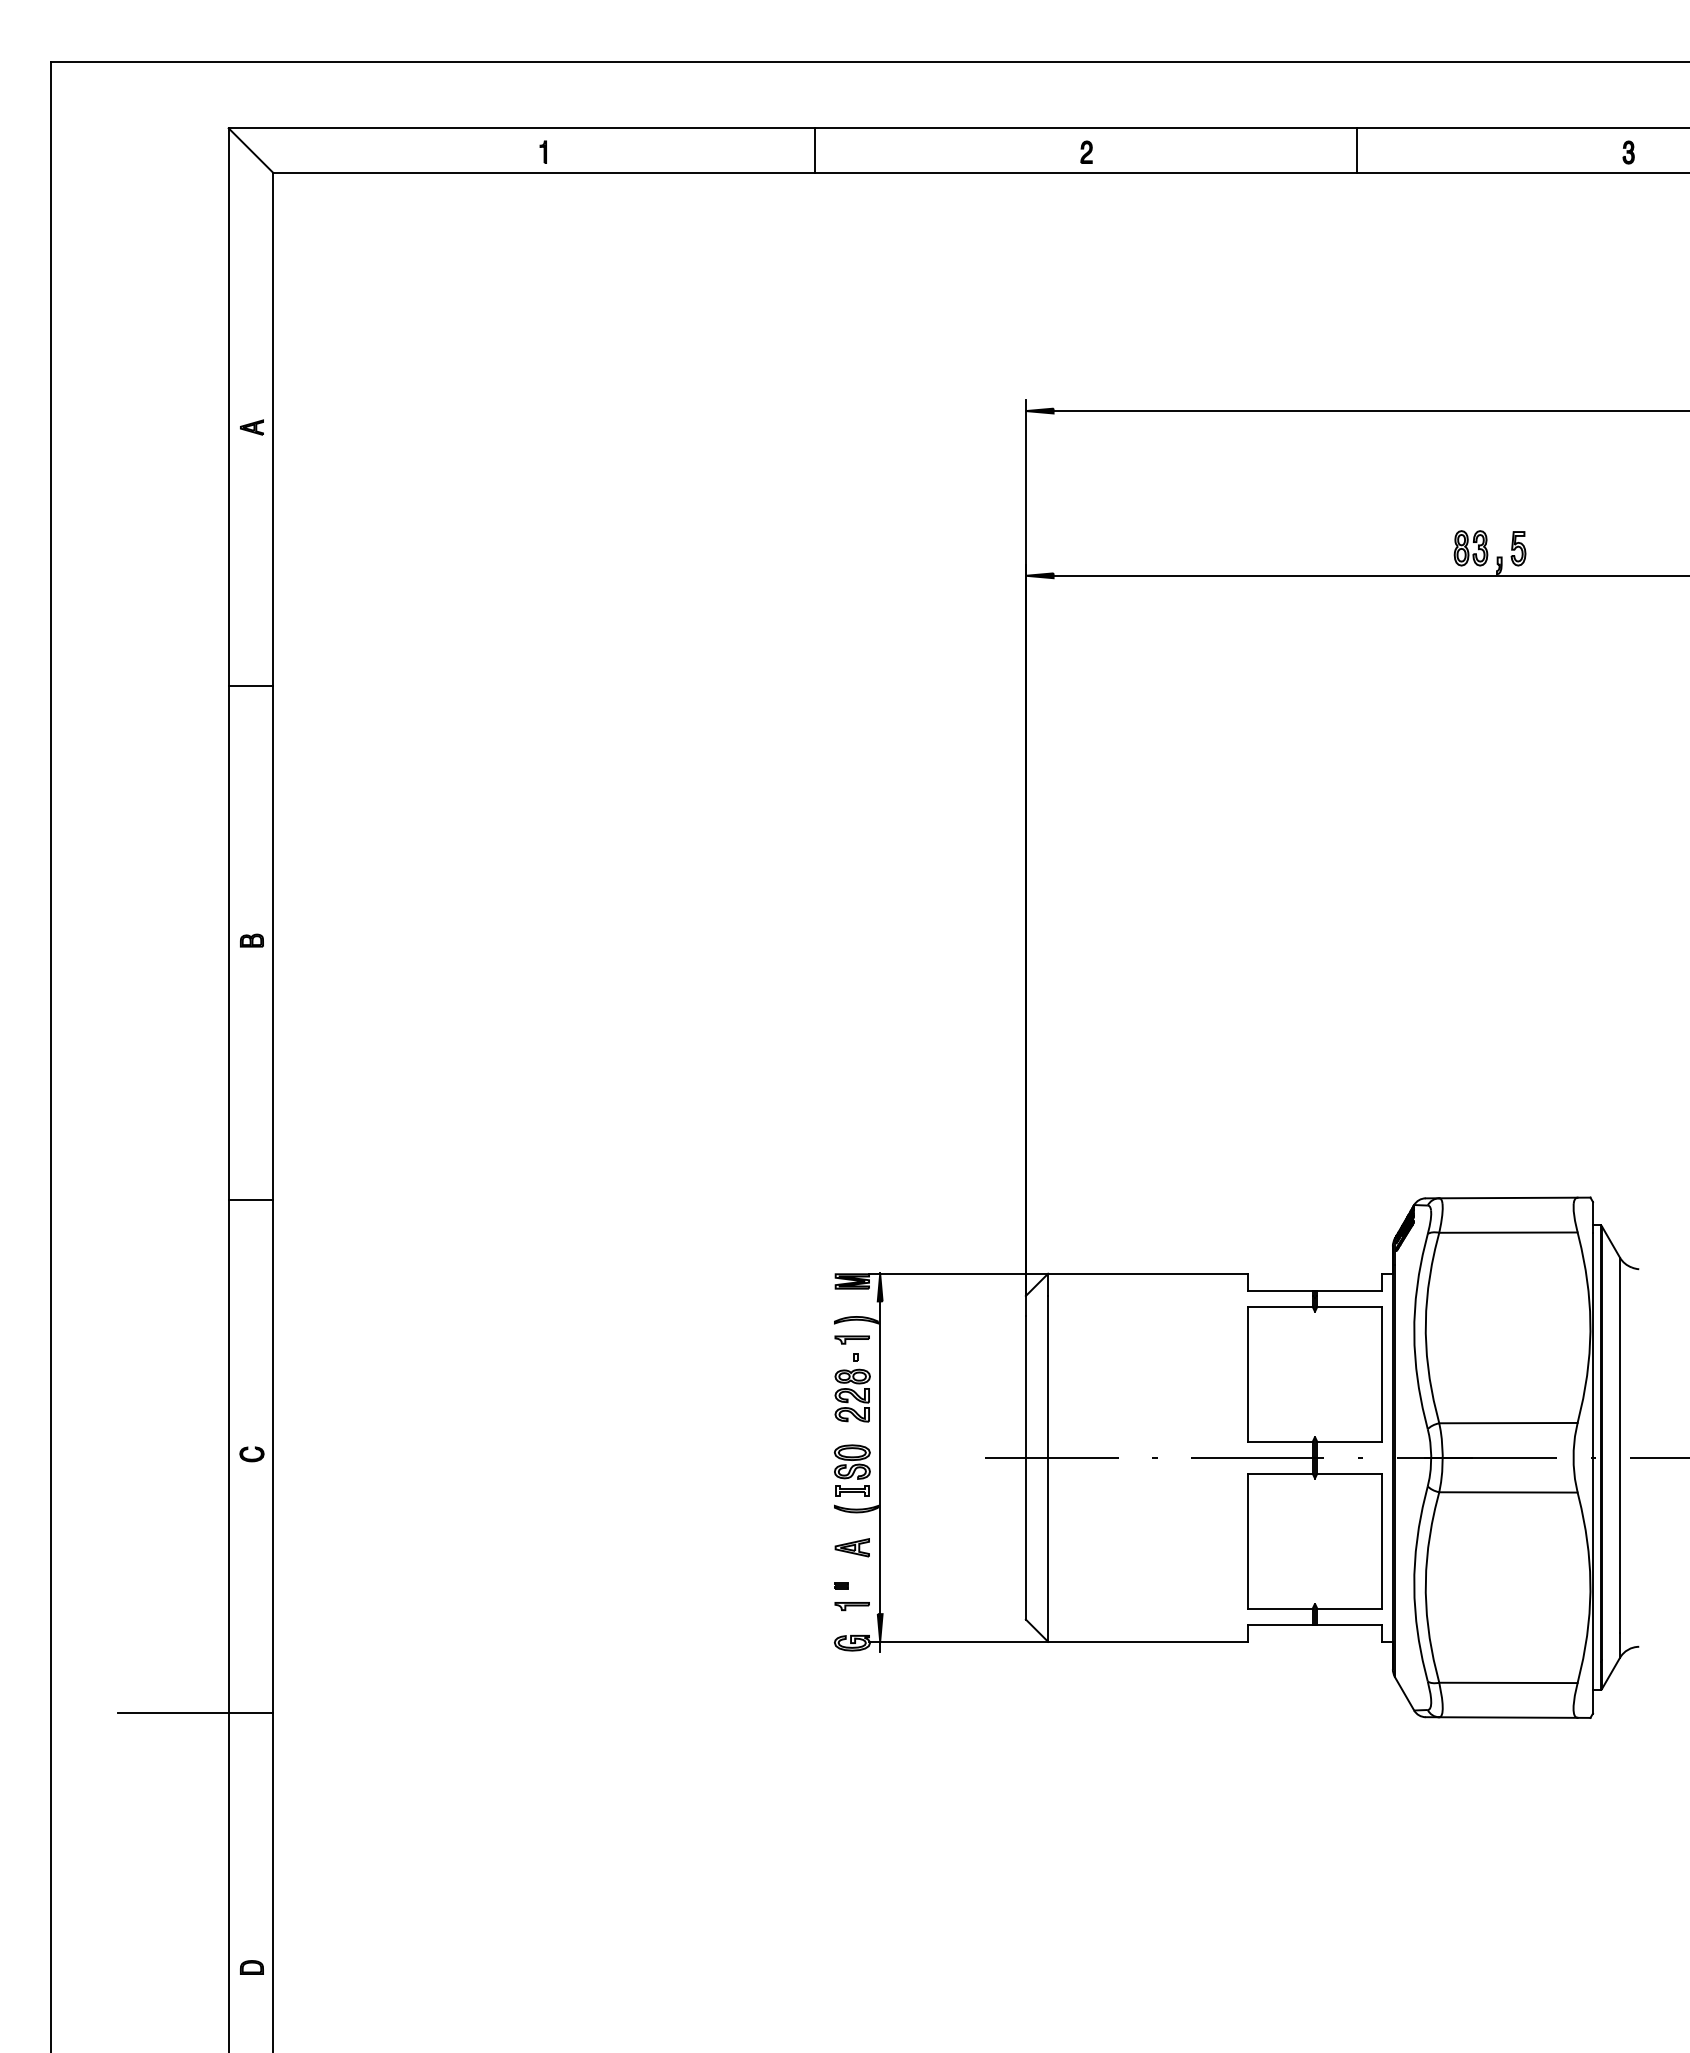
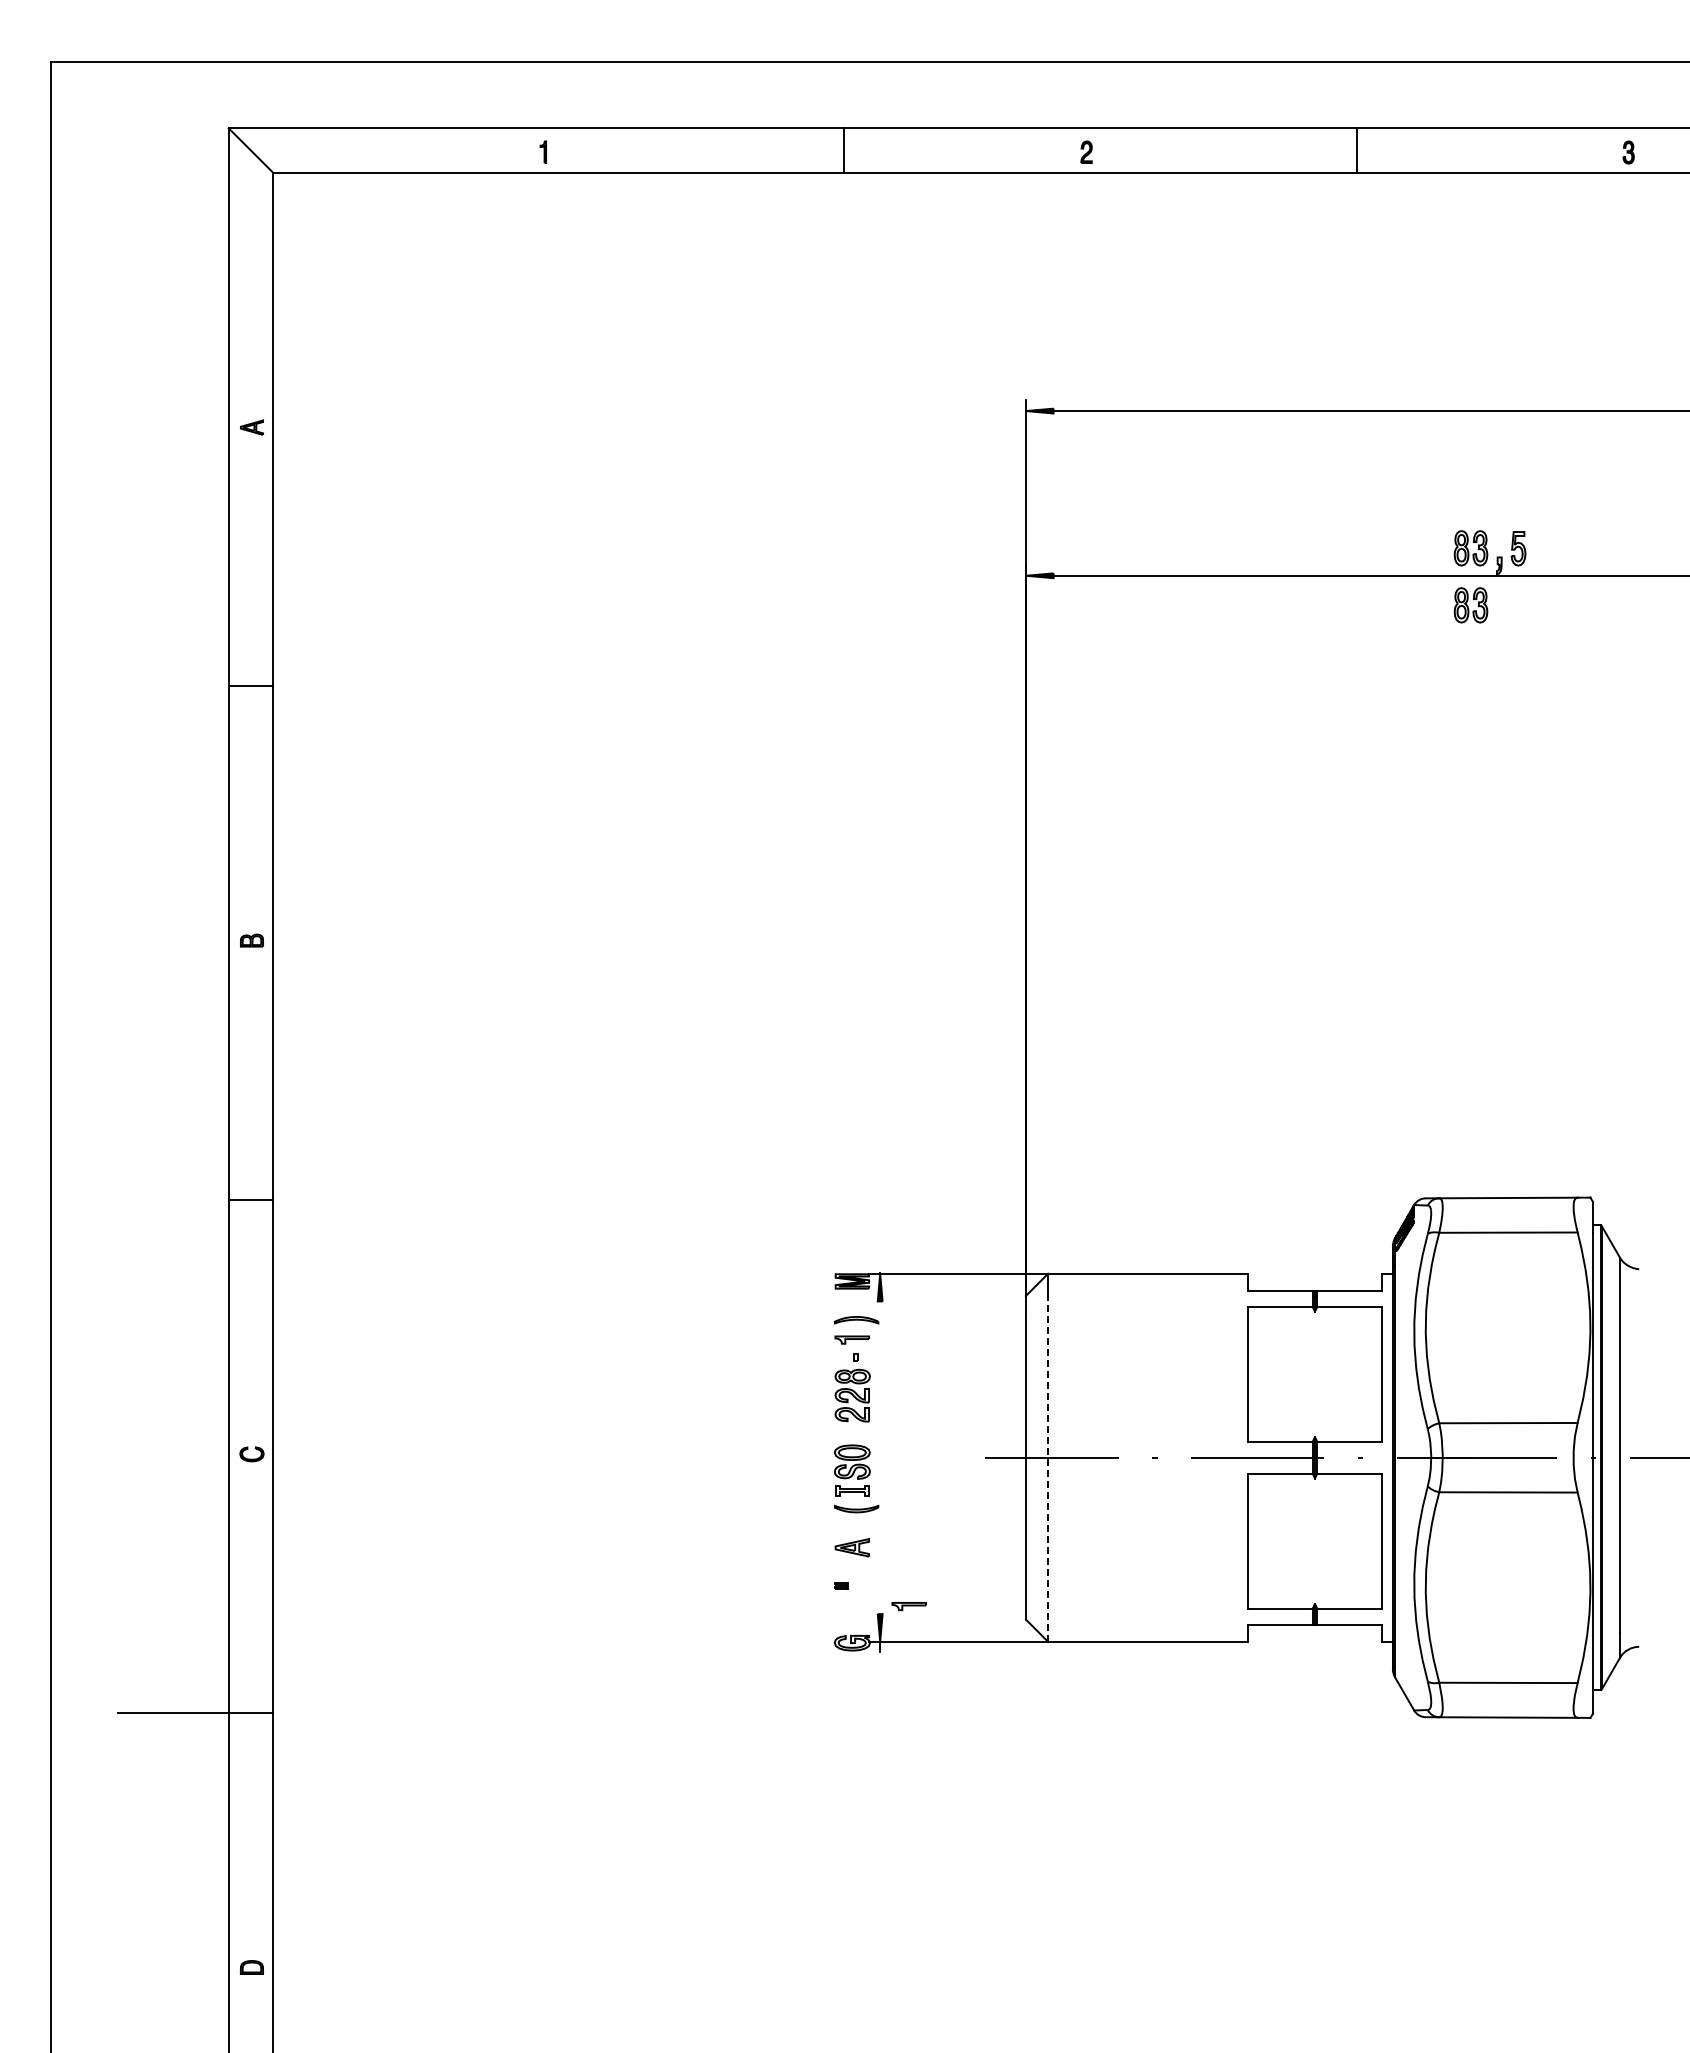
line position: (815, 150) -> (844, 150) (844, 150)
part: none -> present (1470, 605)
line: present -> none (880, 1457)
line: solid -> dashed (1048, 1469)
part position: (851, 1606) -> (908, 1606) (908, 1606)
